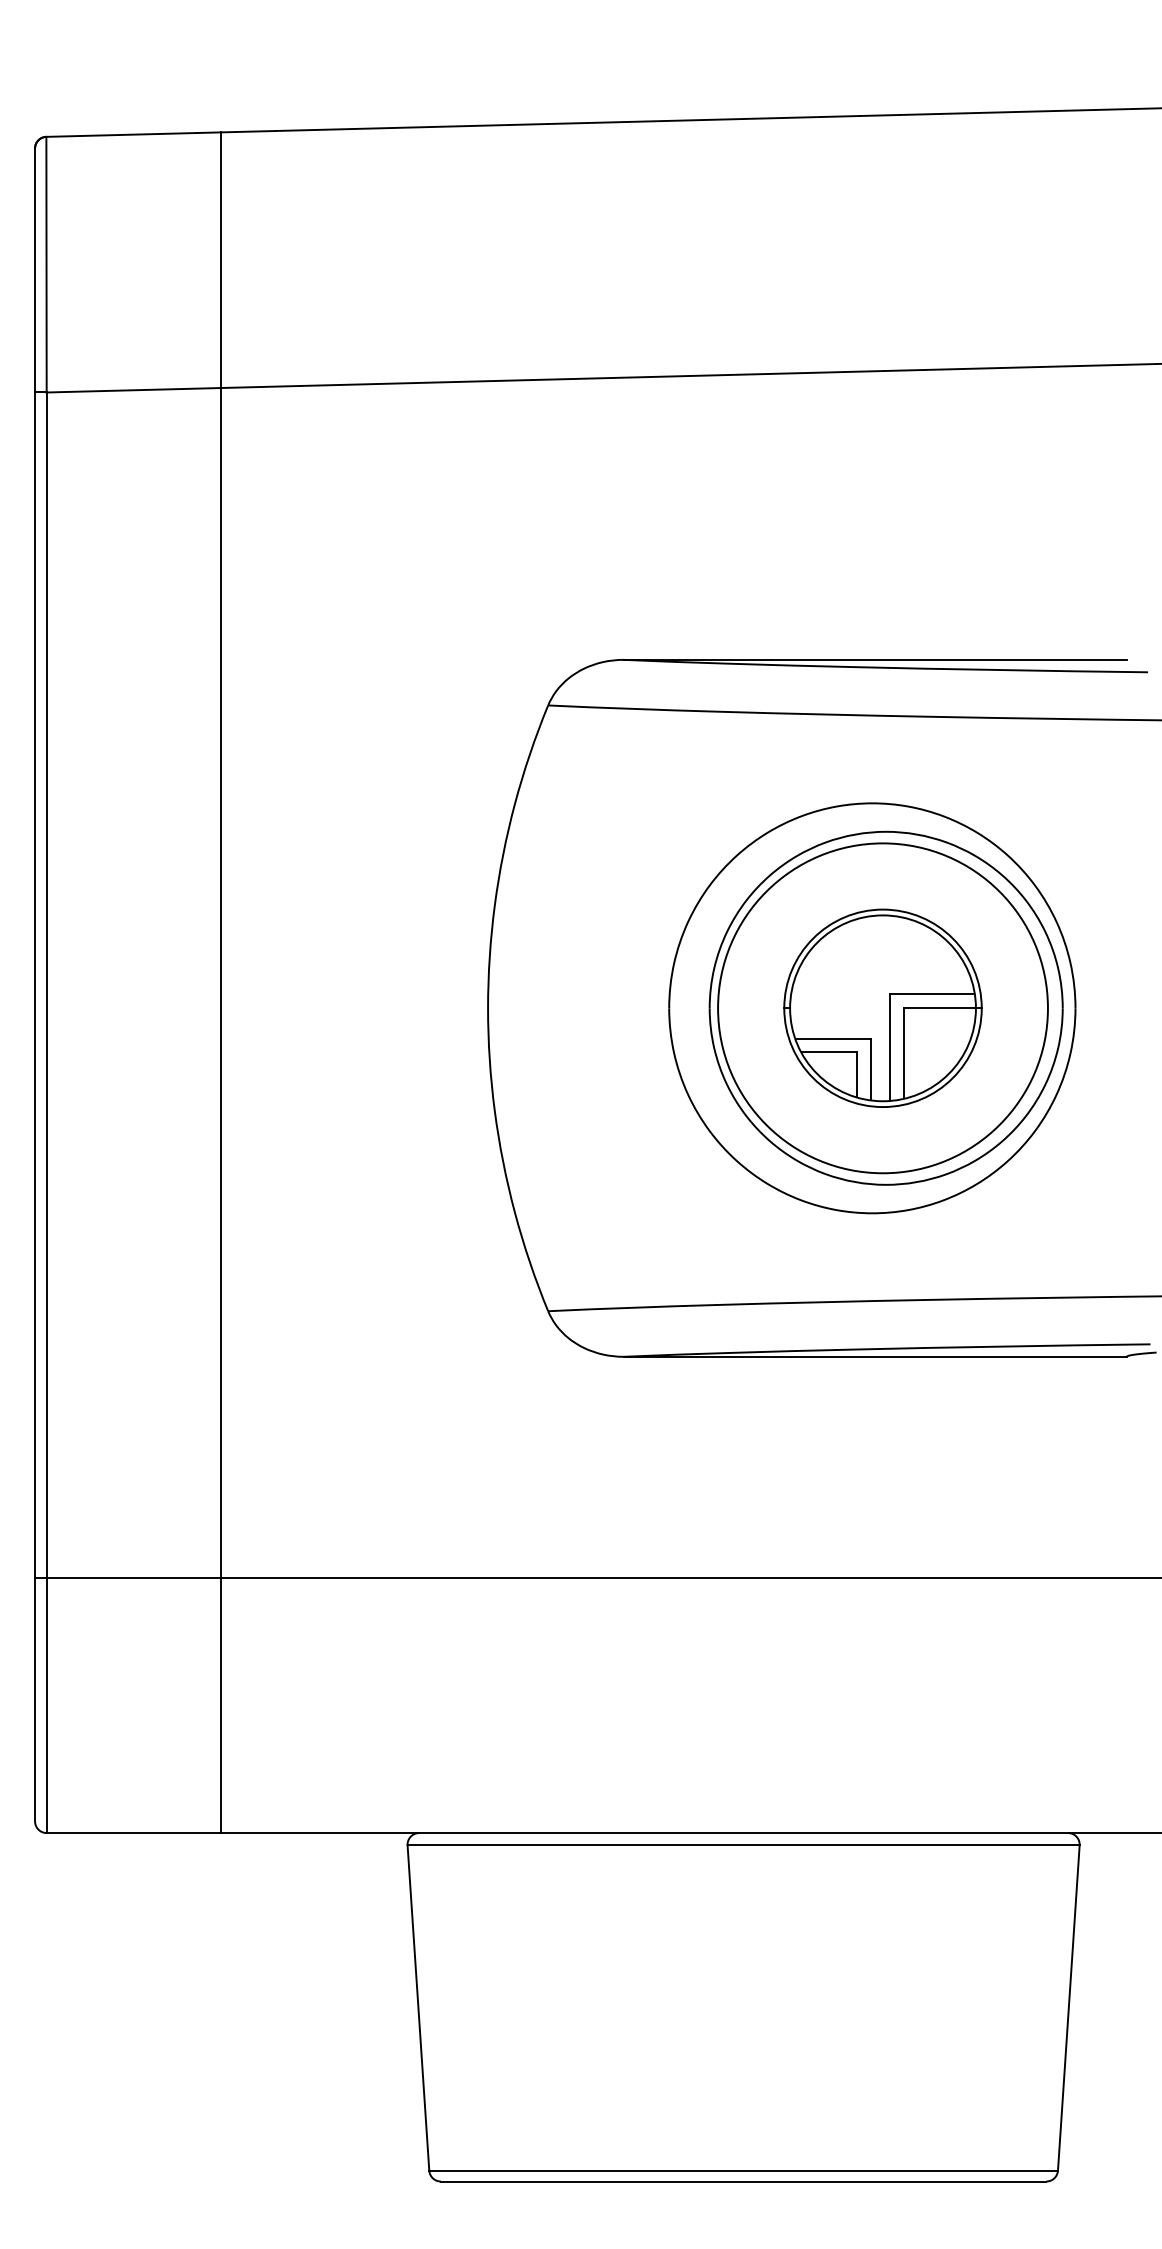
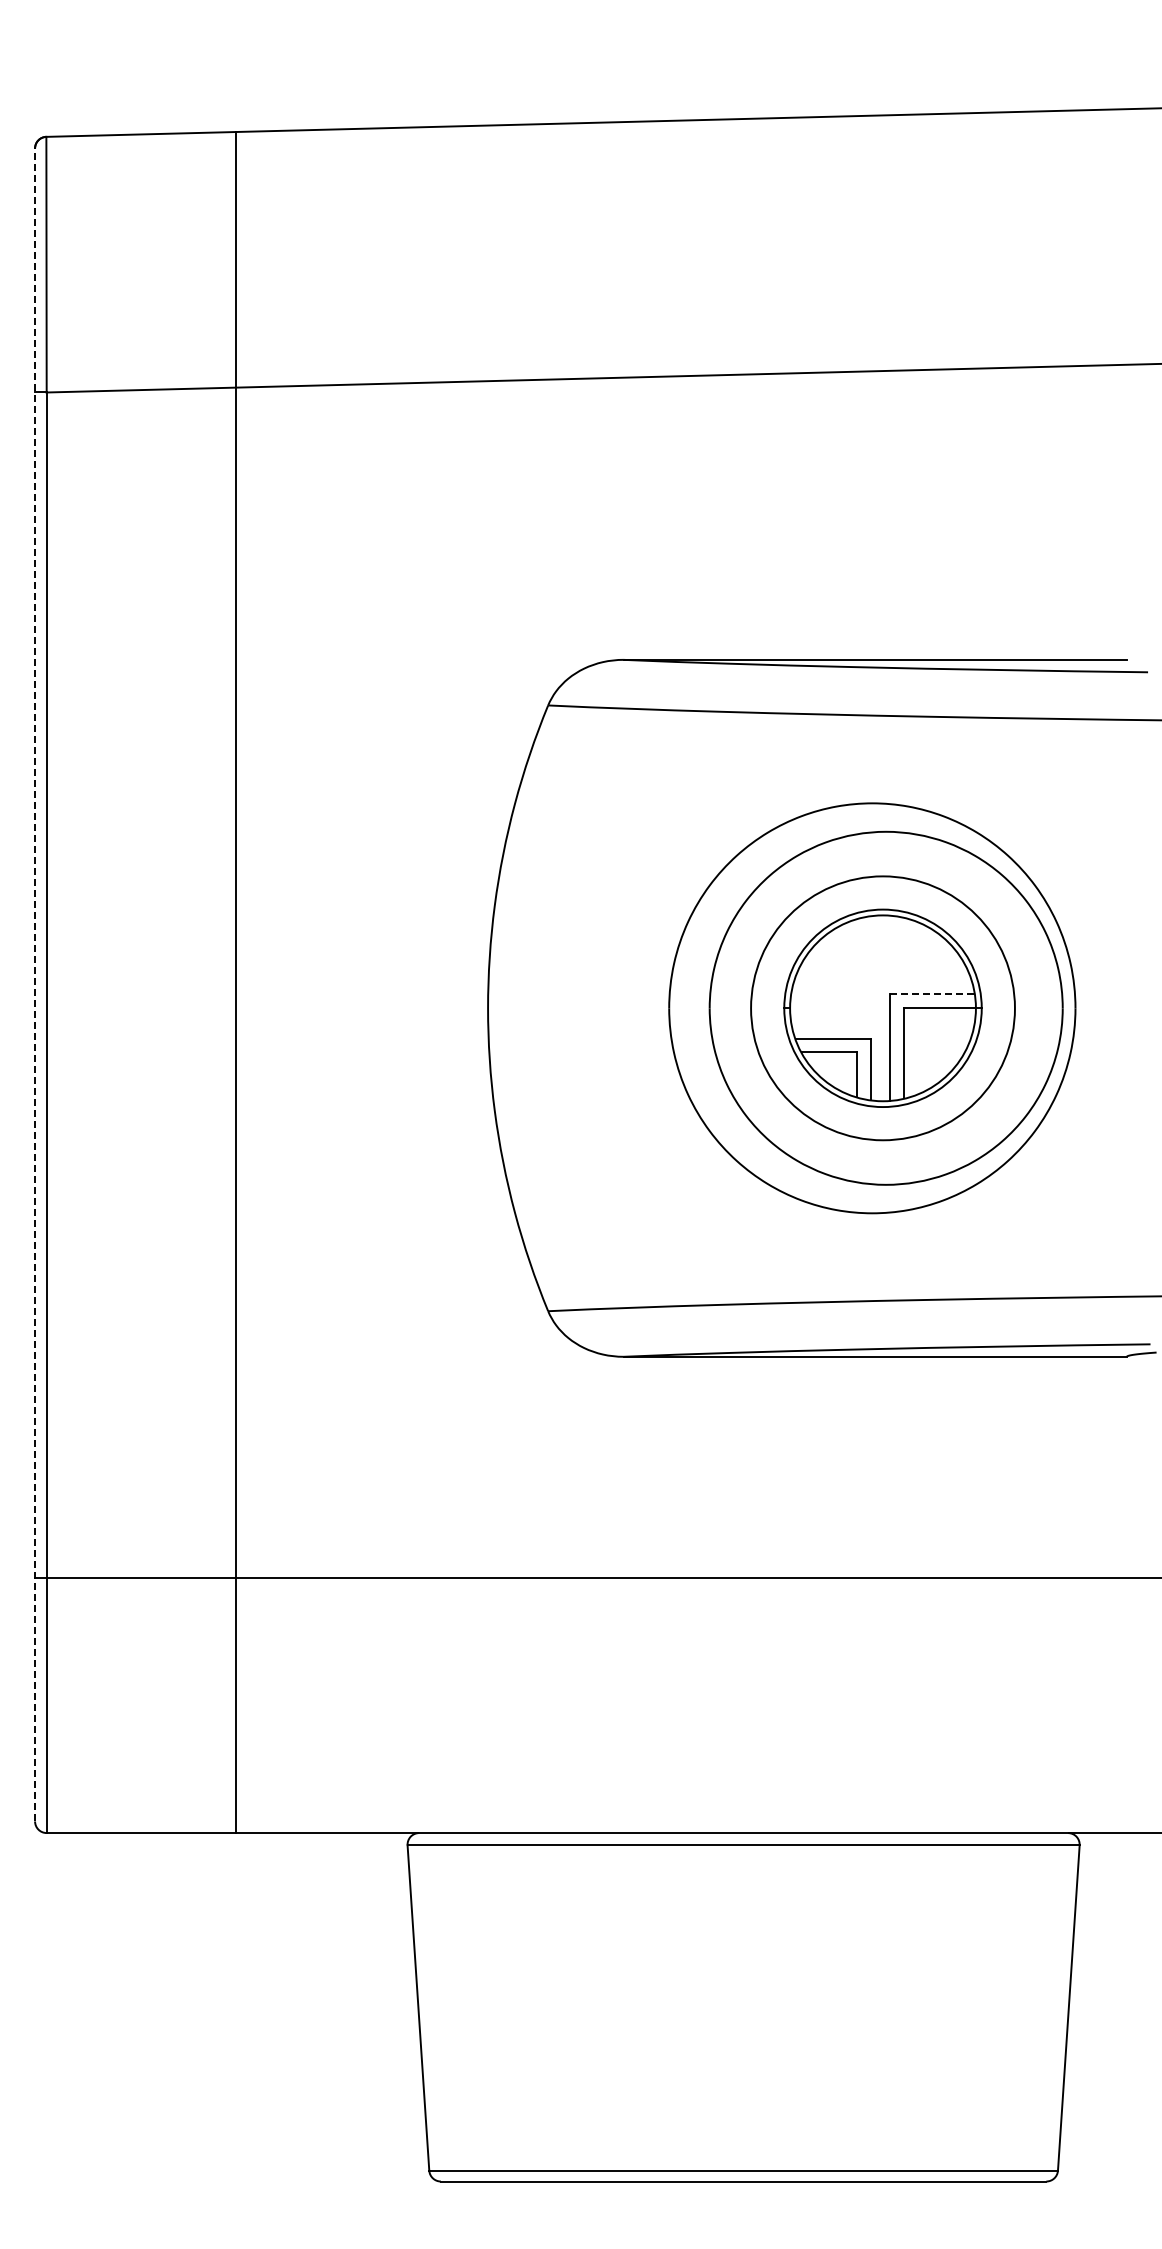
line position: (220, 982) -> (235, 982) (235, 982)
line: solid -> dashed (35, 984)
line: solid -> dashed (931, 994)
circle diameter: 330 px -> 264 px (882, 1008)
